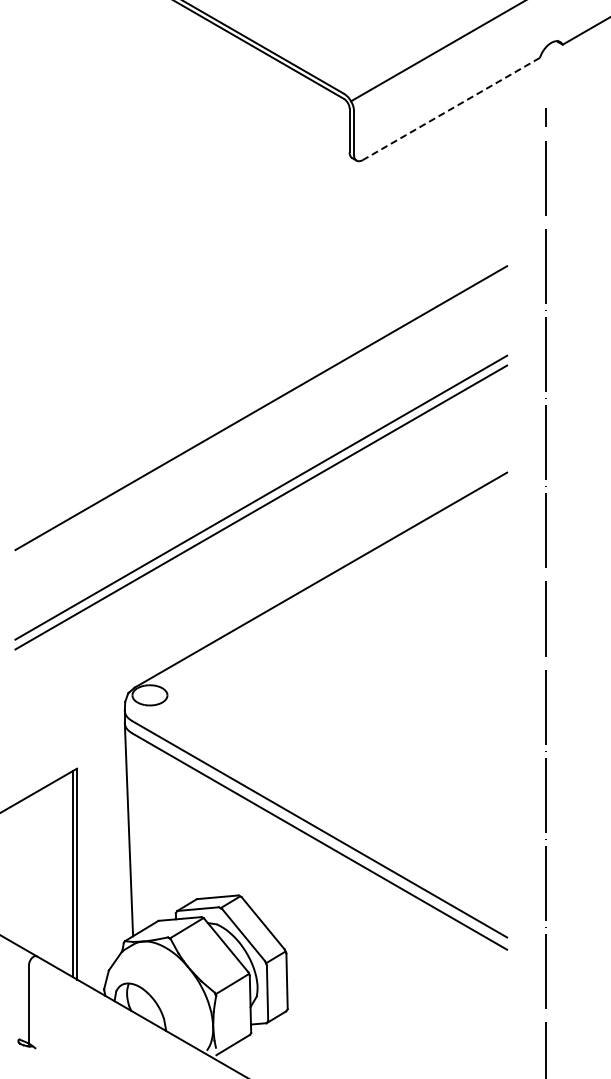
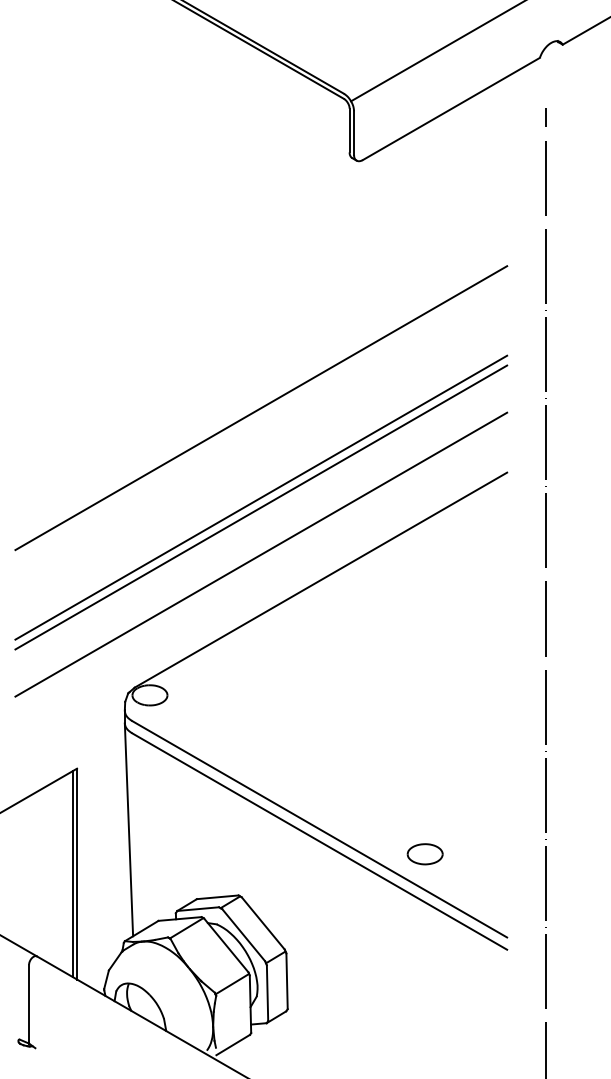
line: dashed -> solid (451, 109)
line: none -> present (261, 554)
part: none -> present (424, 854)
